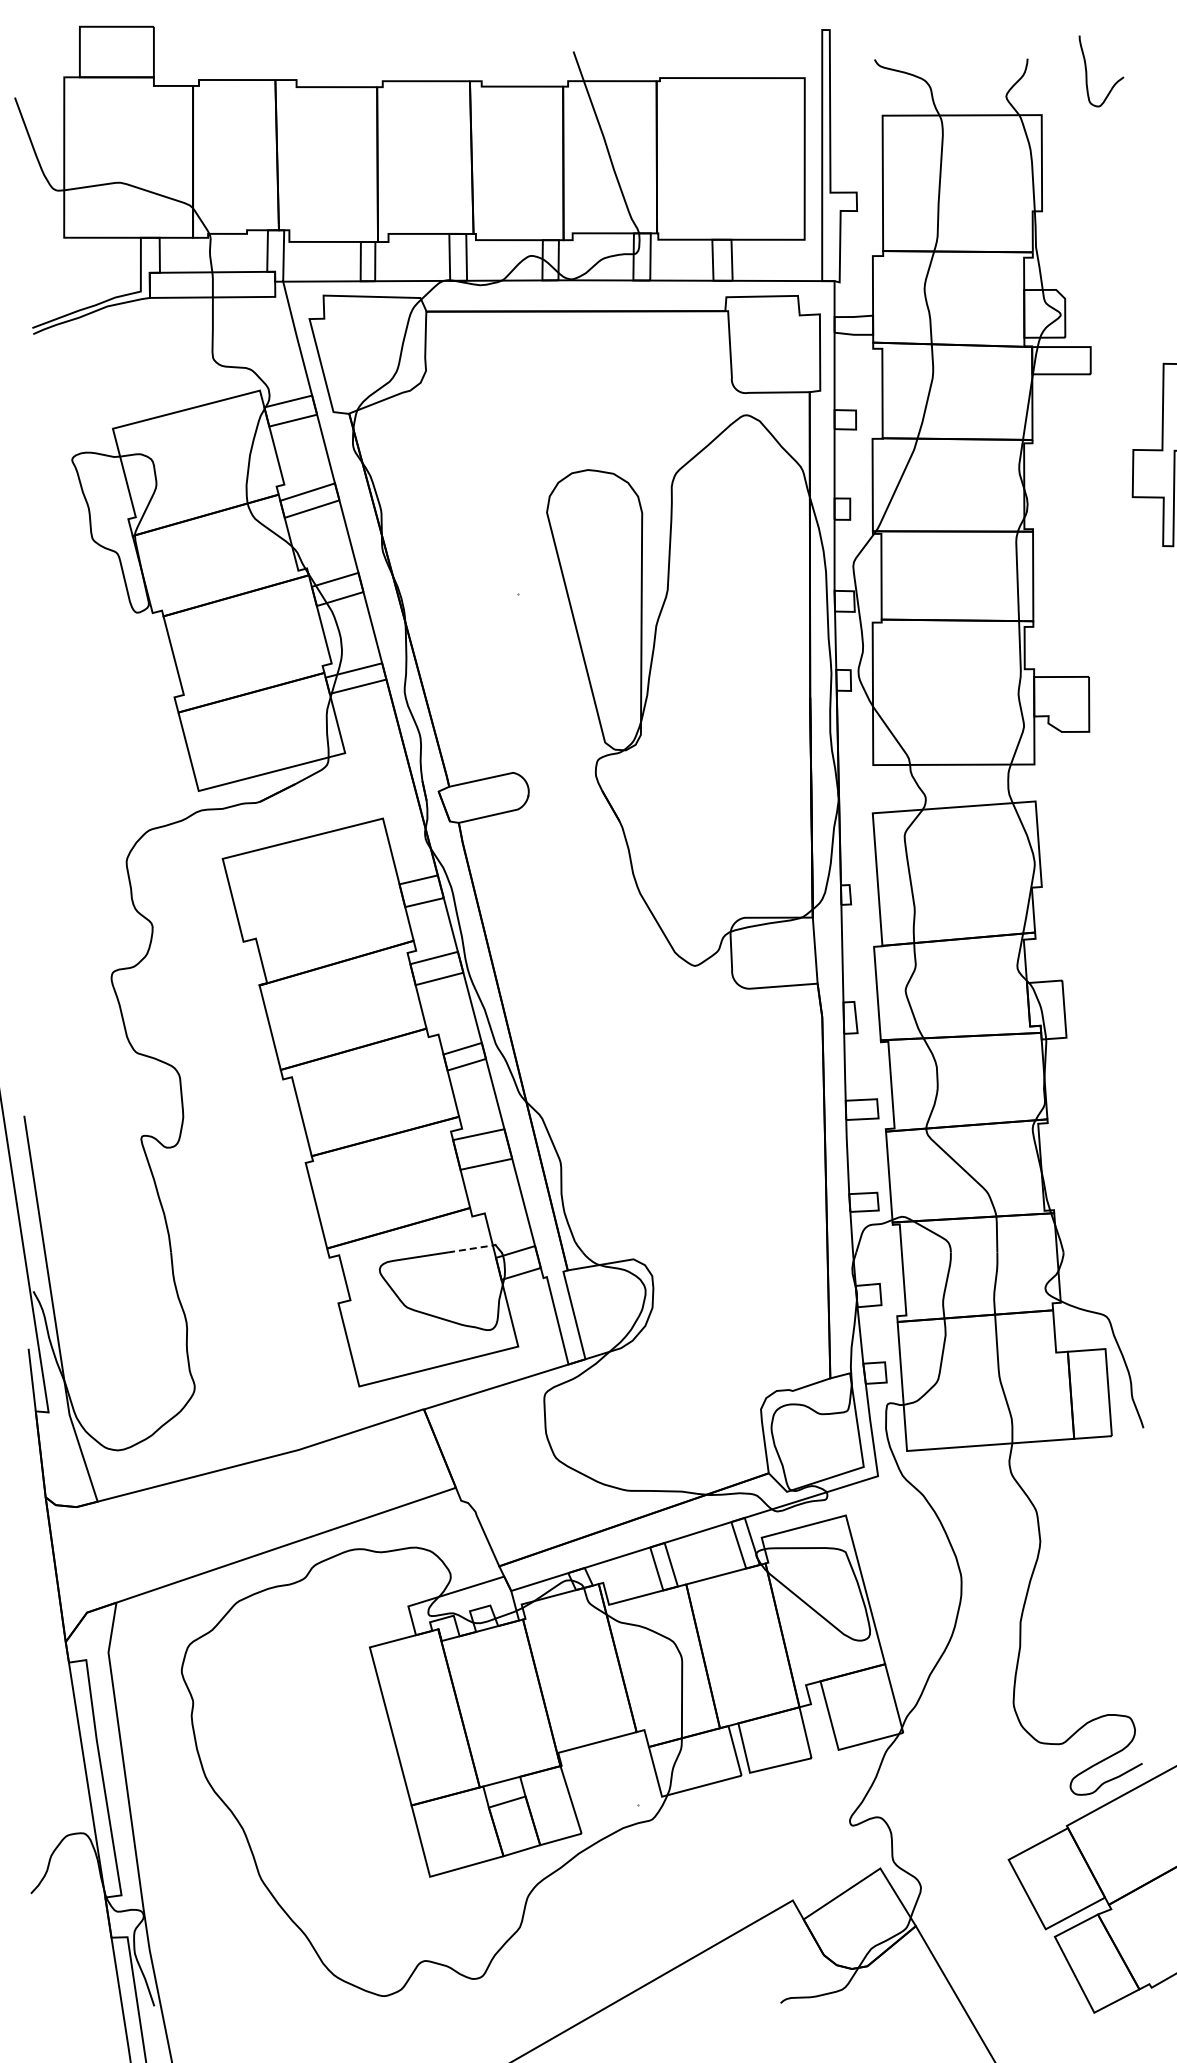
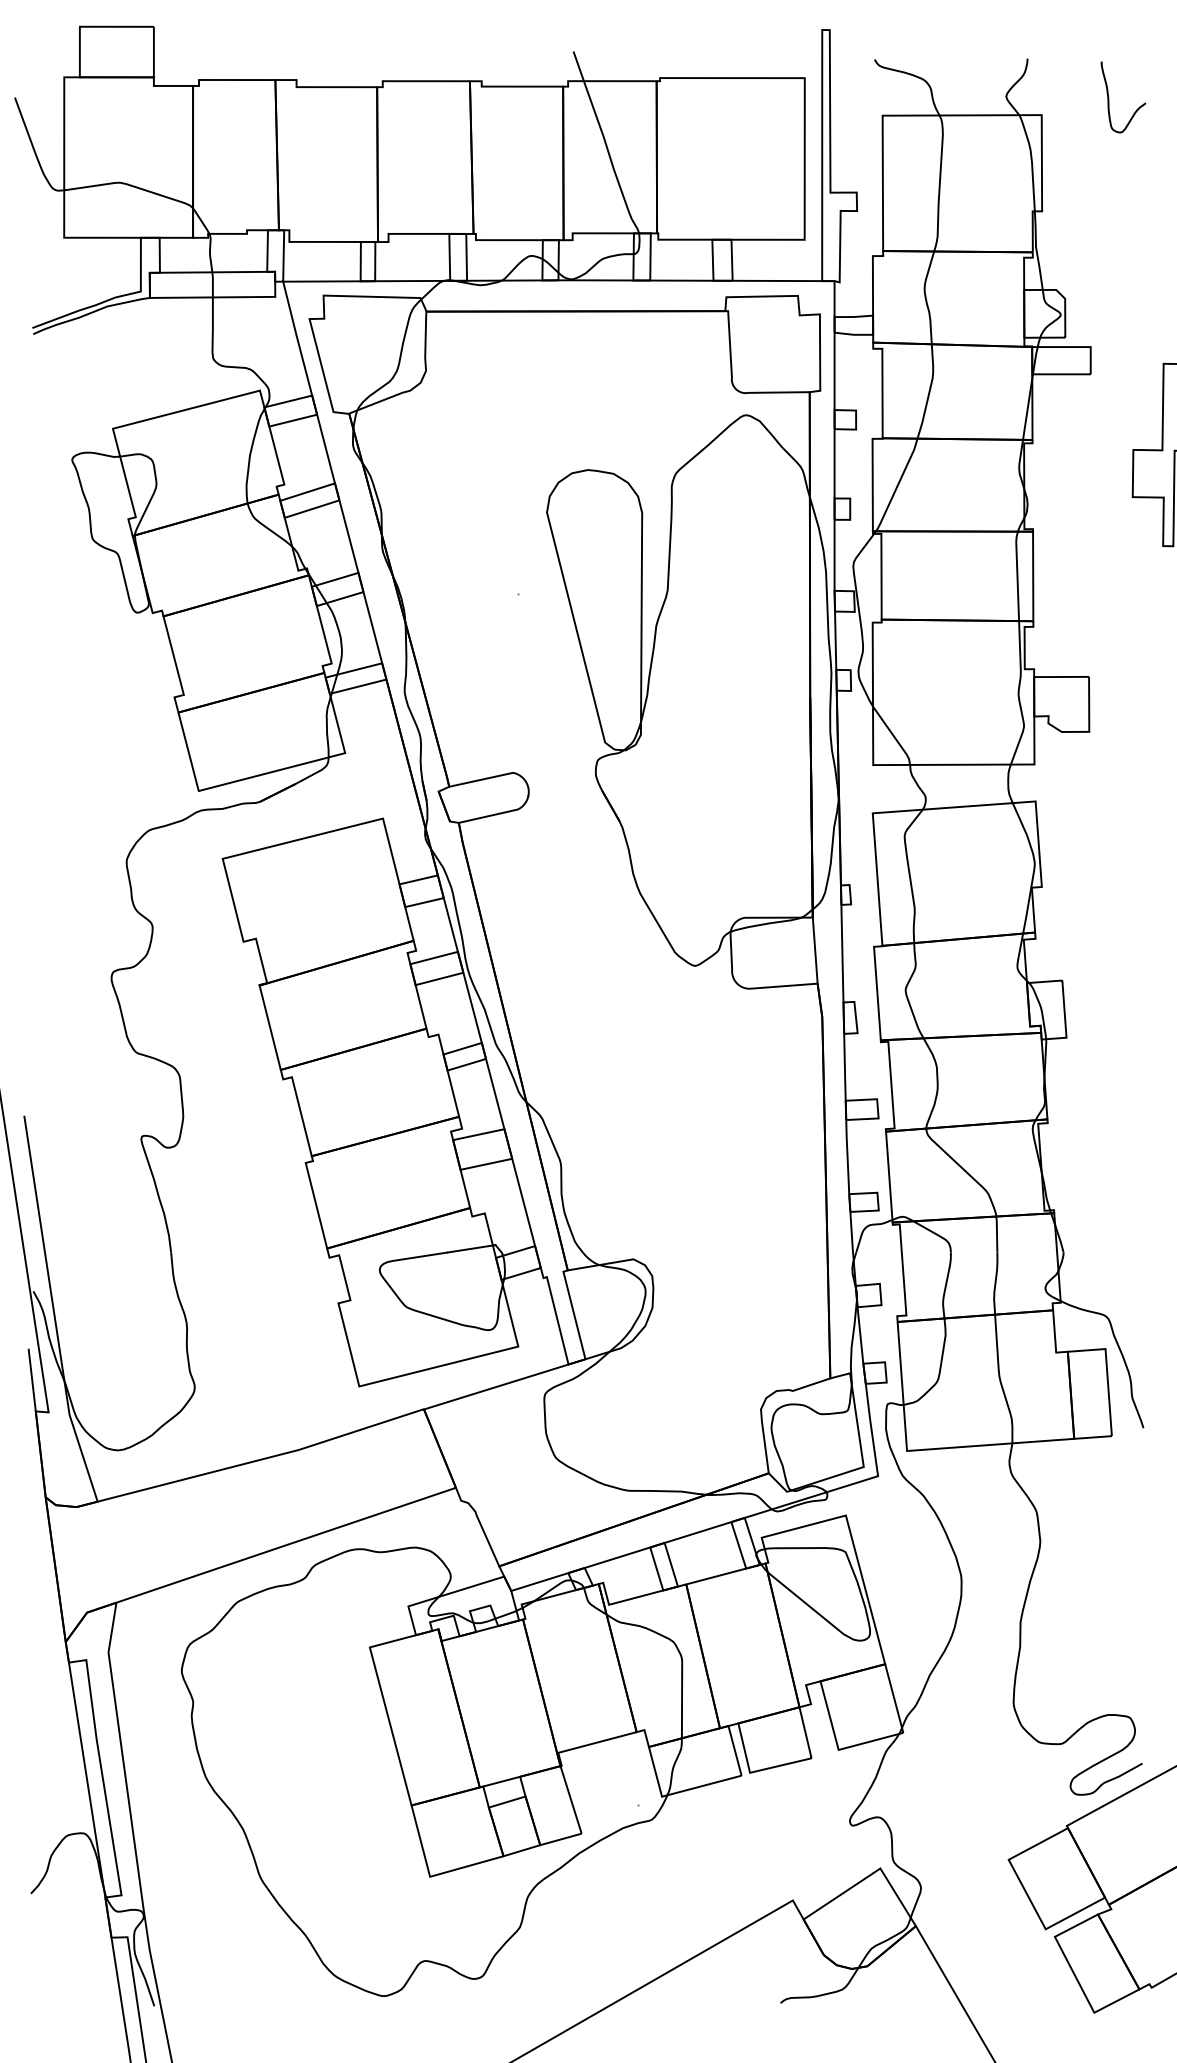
curve position: (1087, 71) -> (1109, 97) (1109, 97)
line: dashed -> solid (470, 1248)
